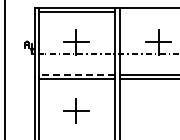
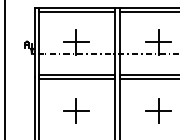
line: none -> present (147, 12)
line: dashed -> solid (76, 74)
part: none -> present (158, 110)
